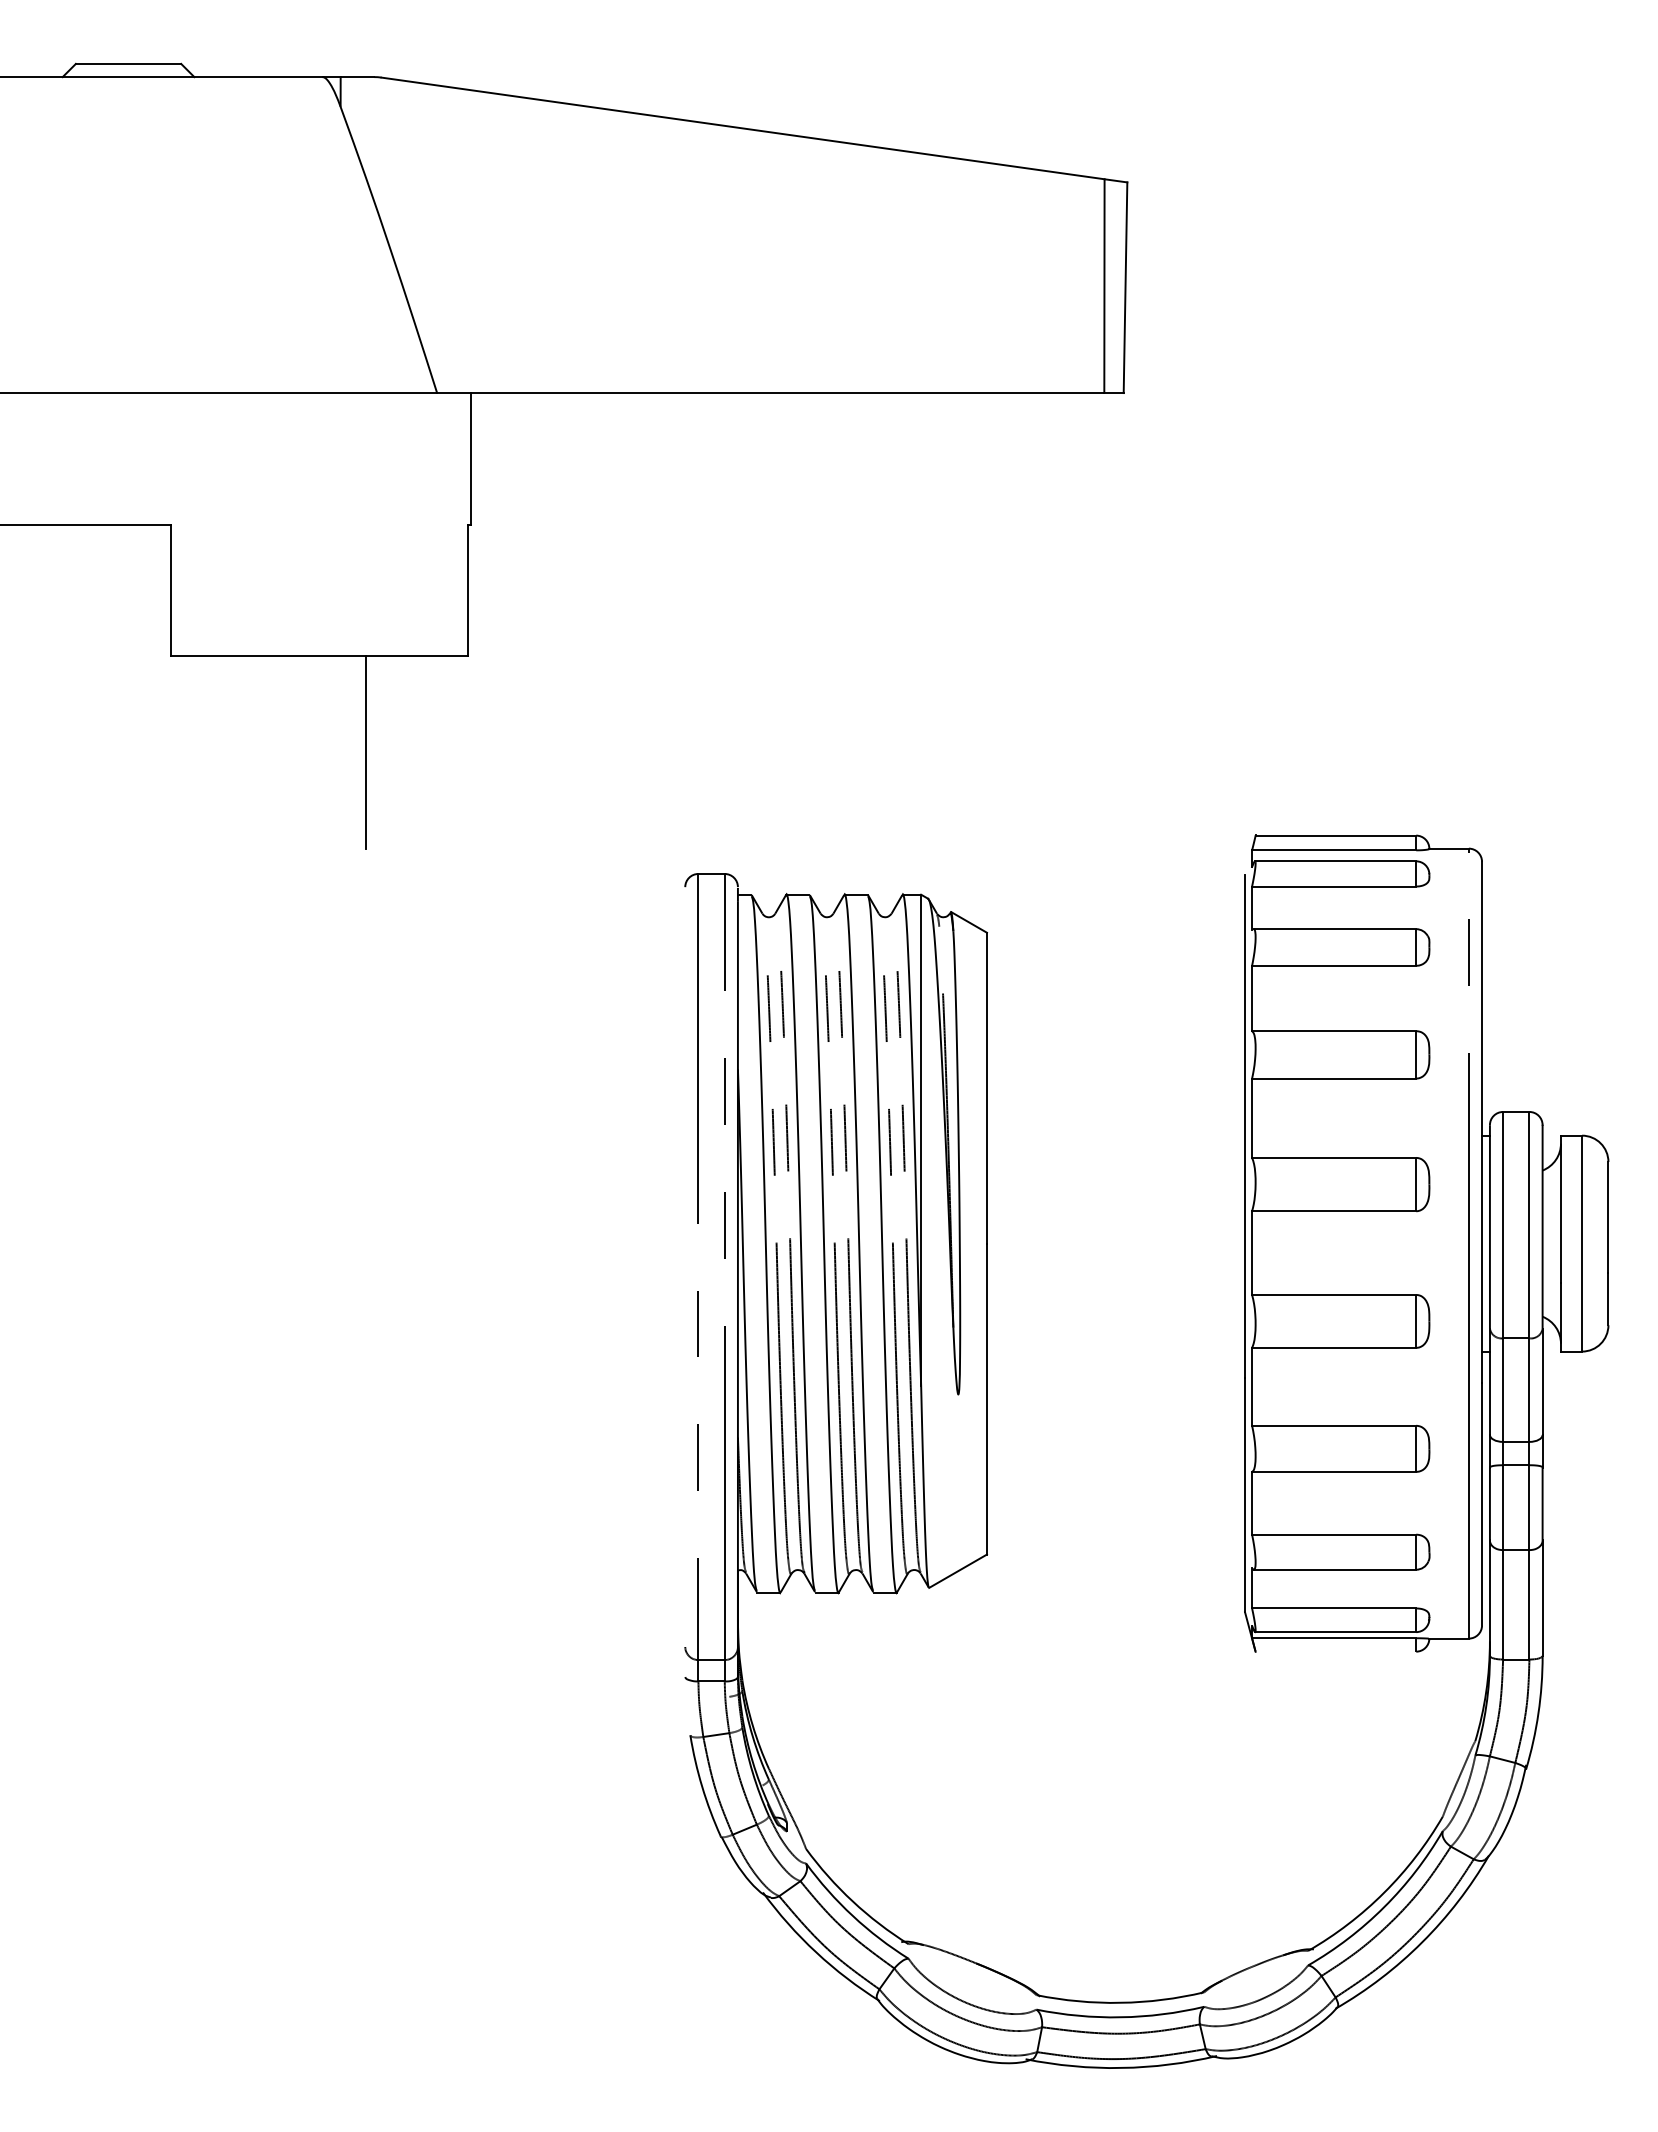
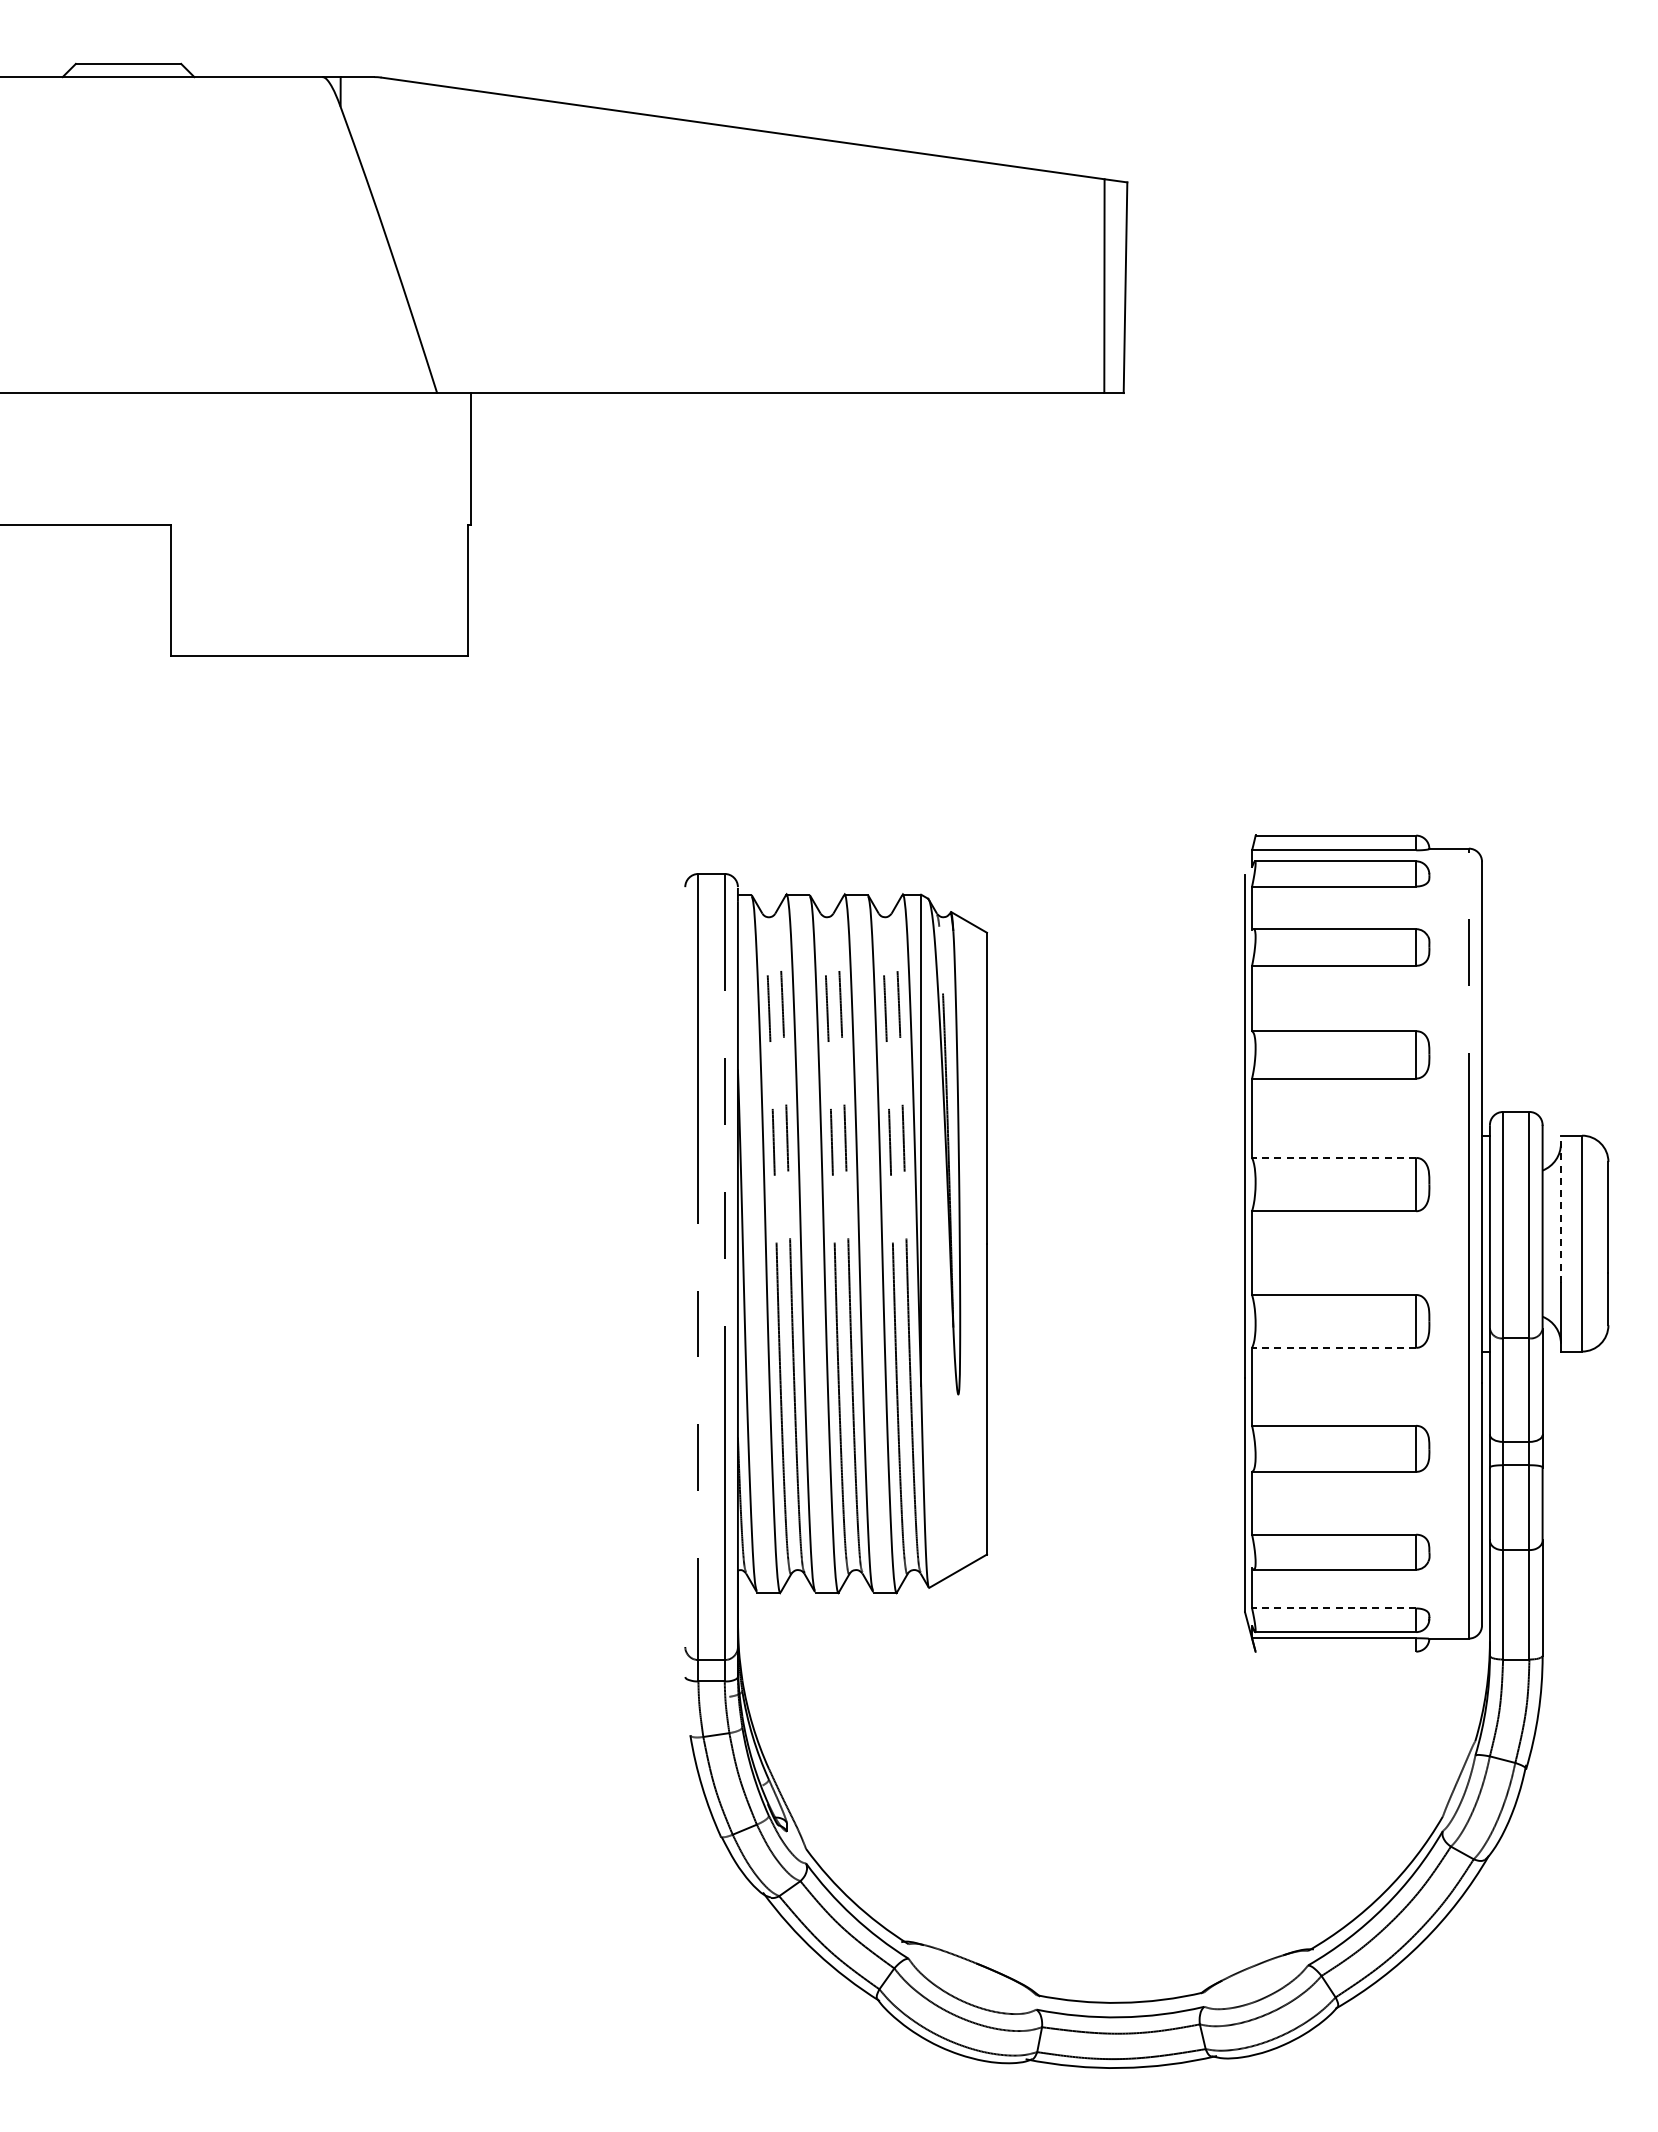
line: present -> none (365, 752)
line: solid -> dashed (1333, 1157)
line: solid -> dashed (1560, 1209)
line: solid -> dashed (1333, 1347)
line: solid -> dashed (1333, 1608)
